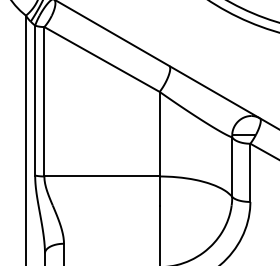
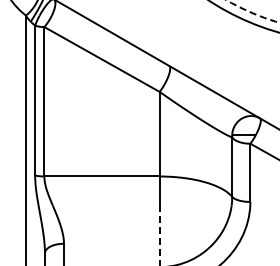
arc: solid -> dashed (253, 13)
line: solid -> dashed (159, 235)
